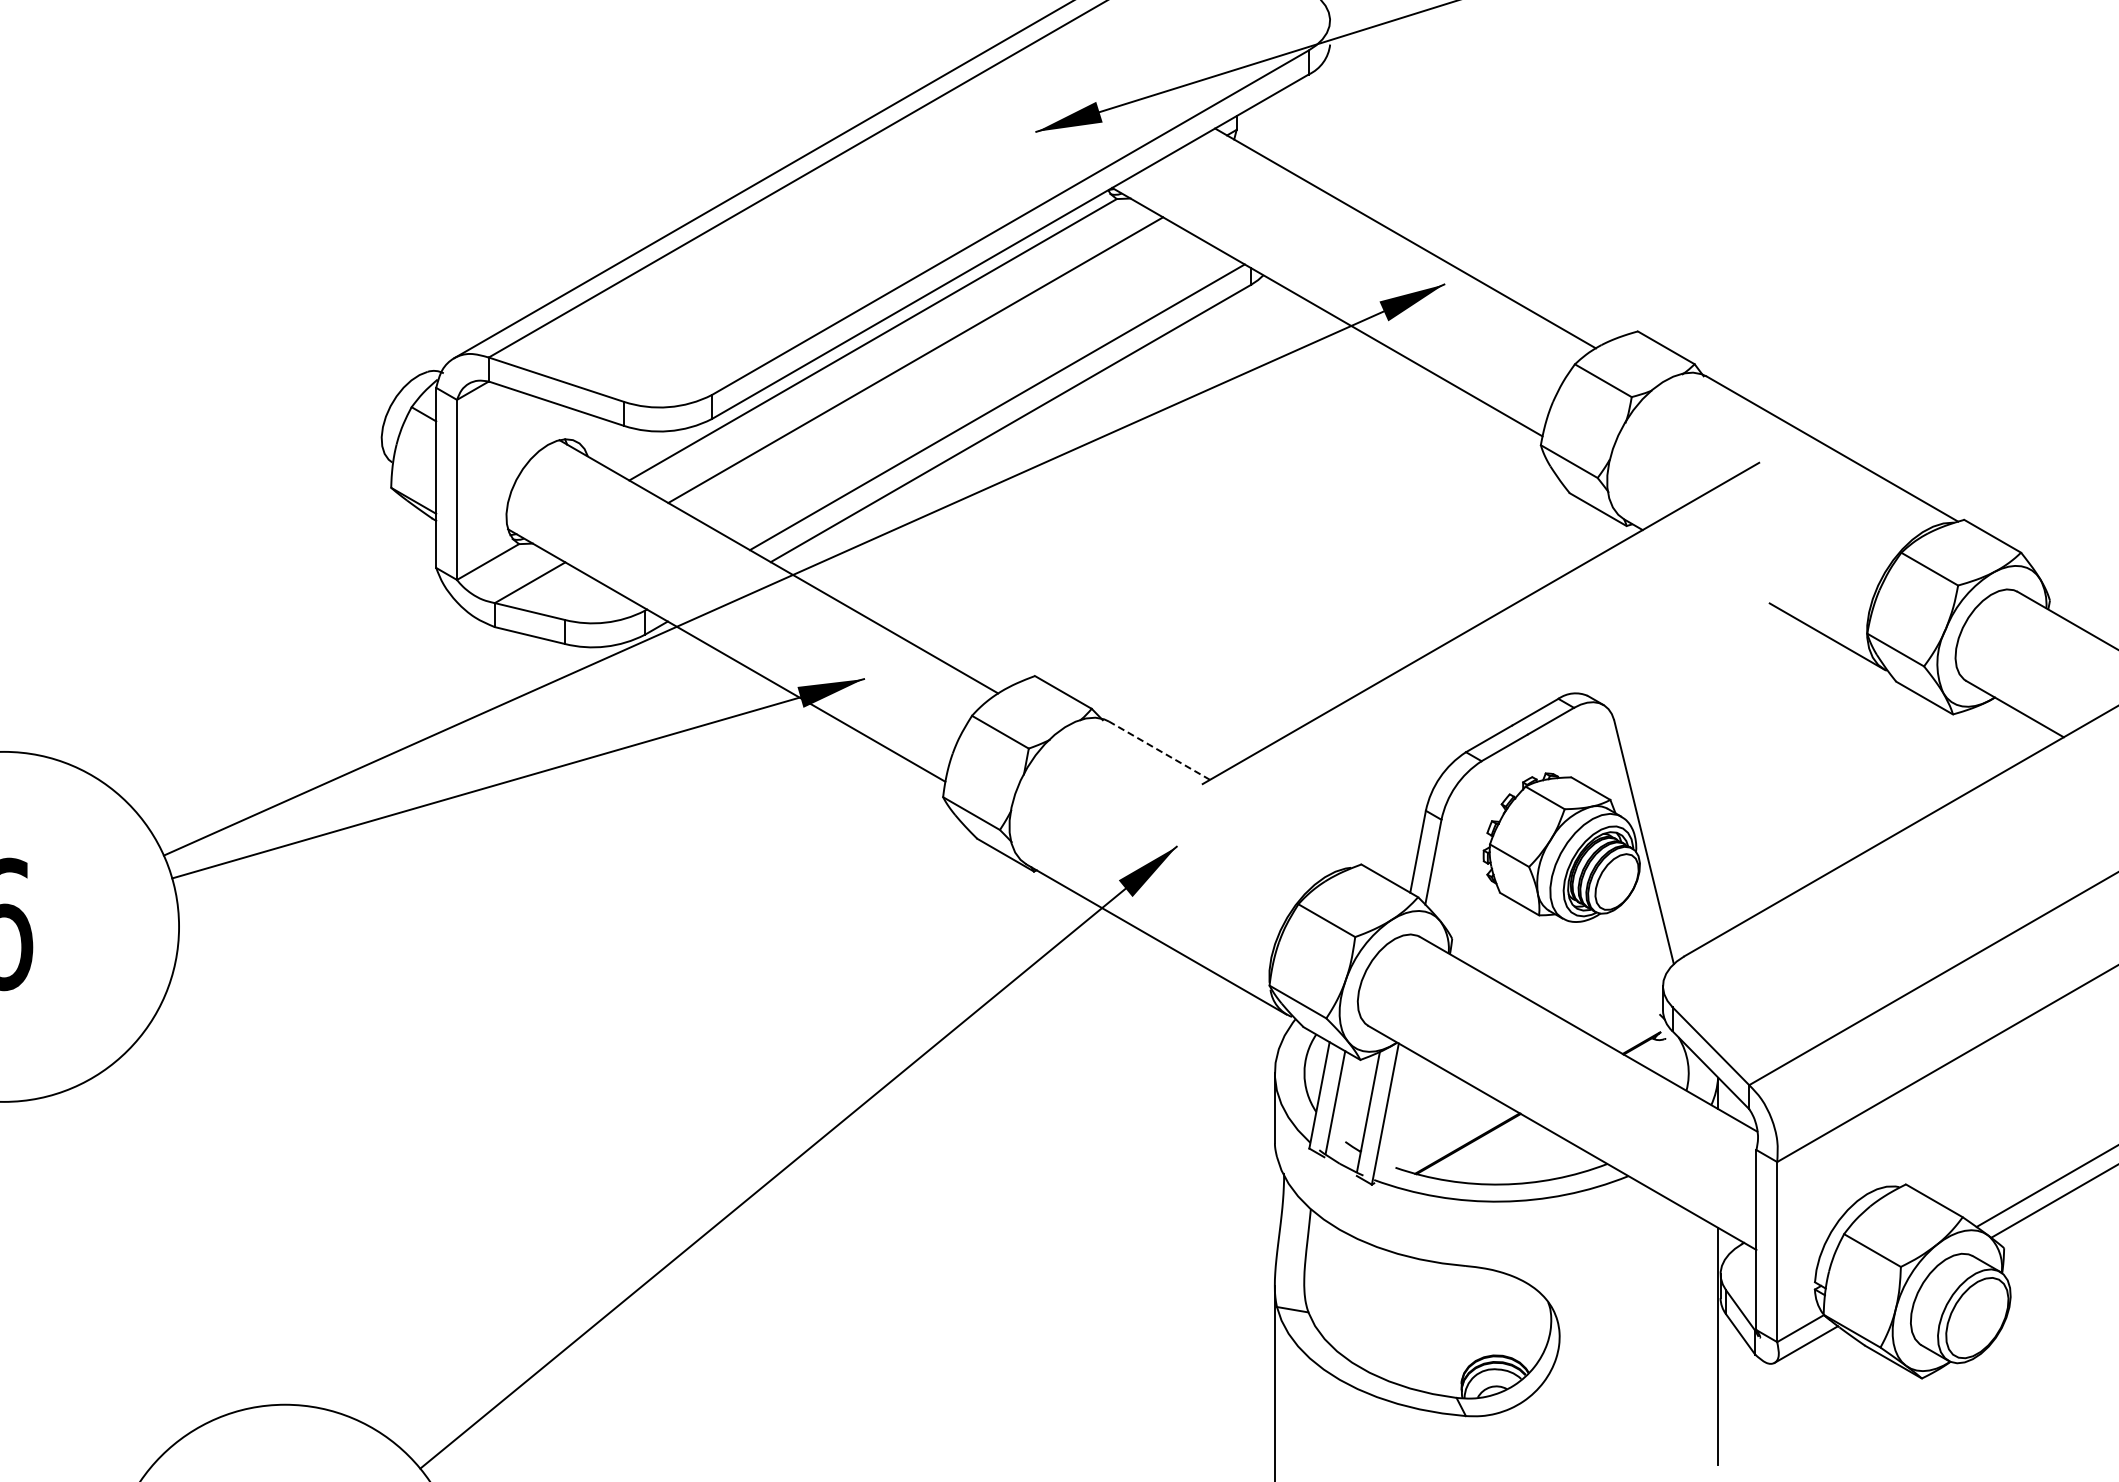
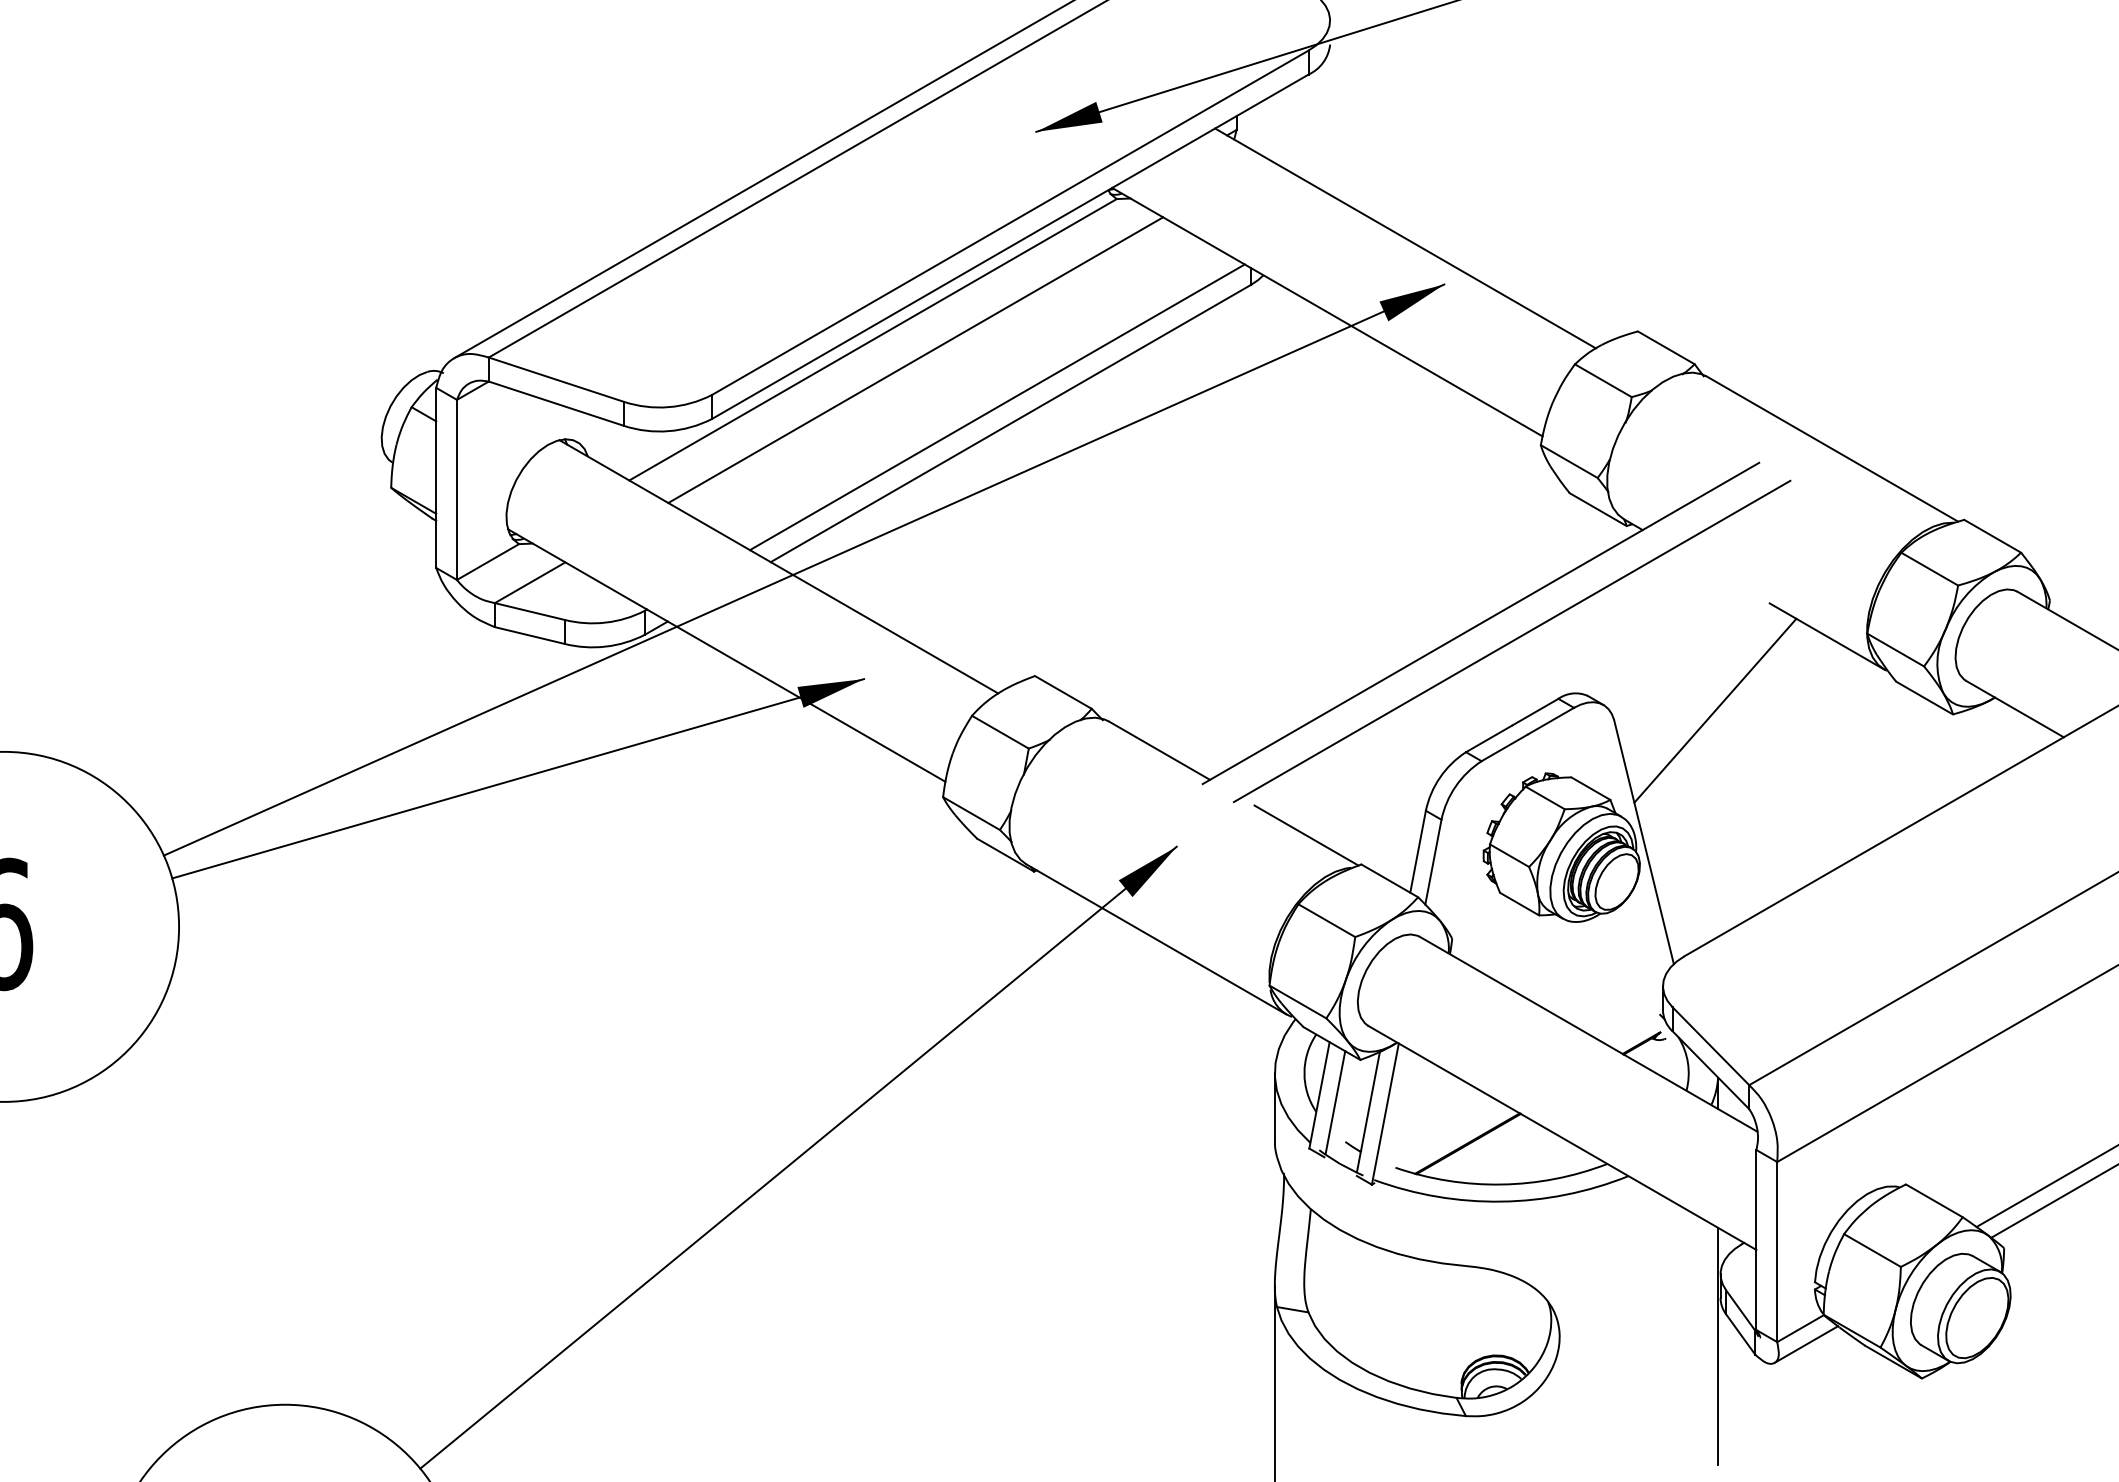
line: none -> present (1511, 641)
line: none -> present (1715, 710)
line: dashed -> solid (1159, 750)
line: none -> present (1306, 835)
